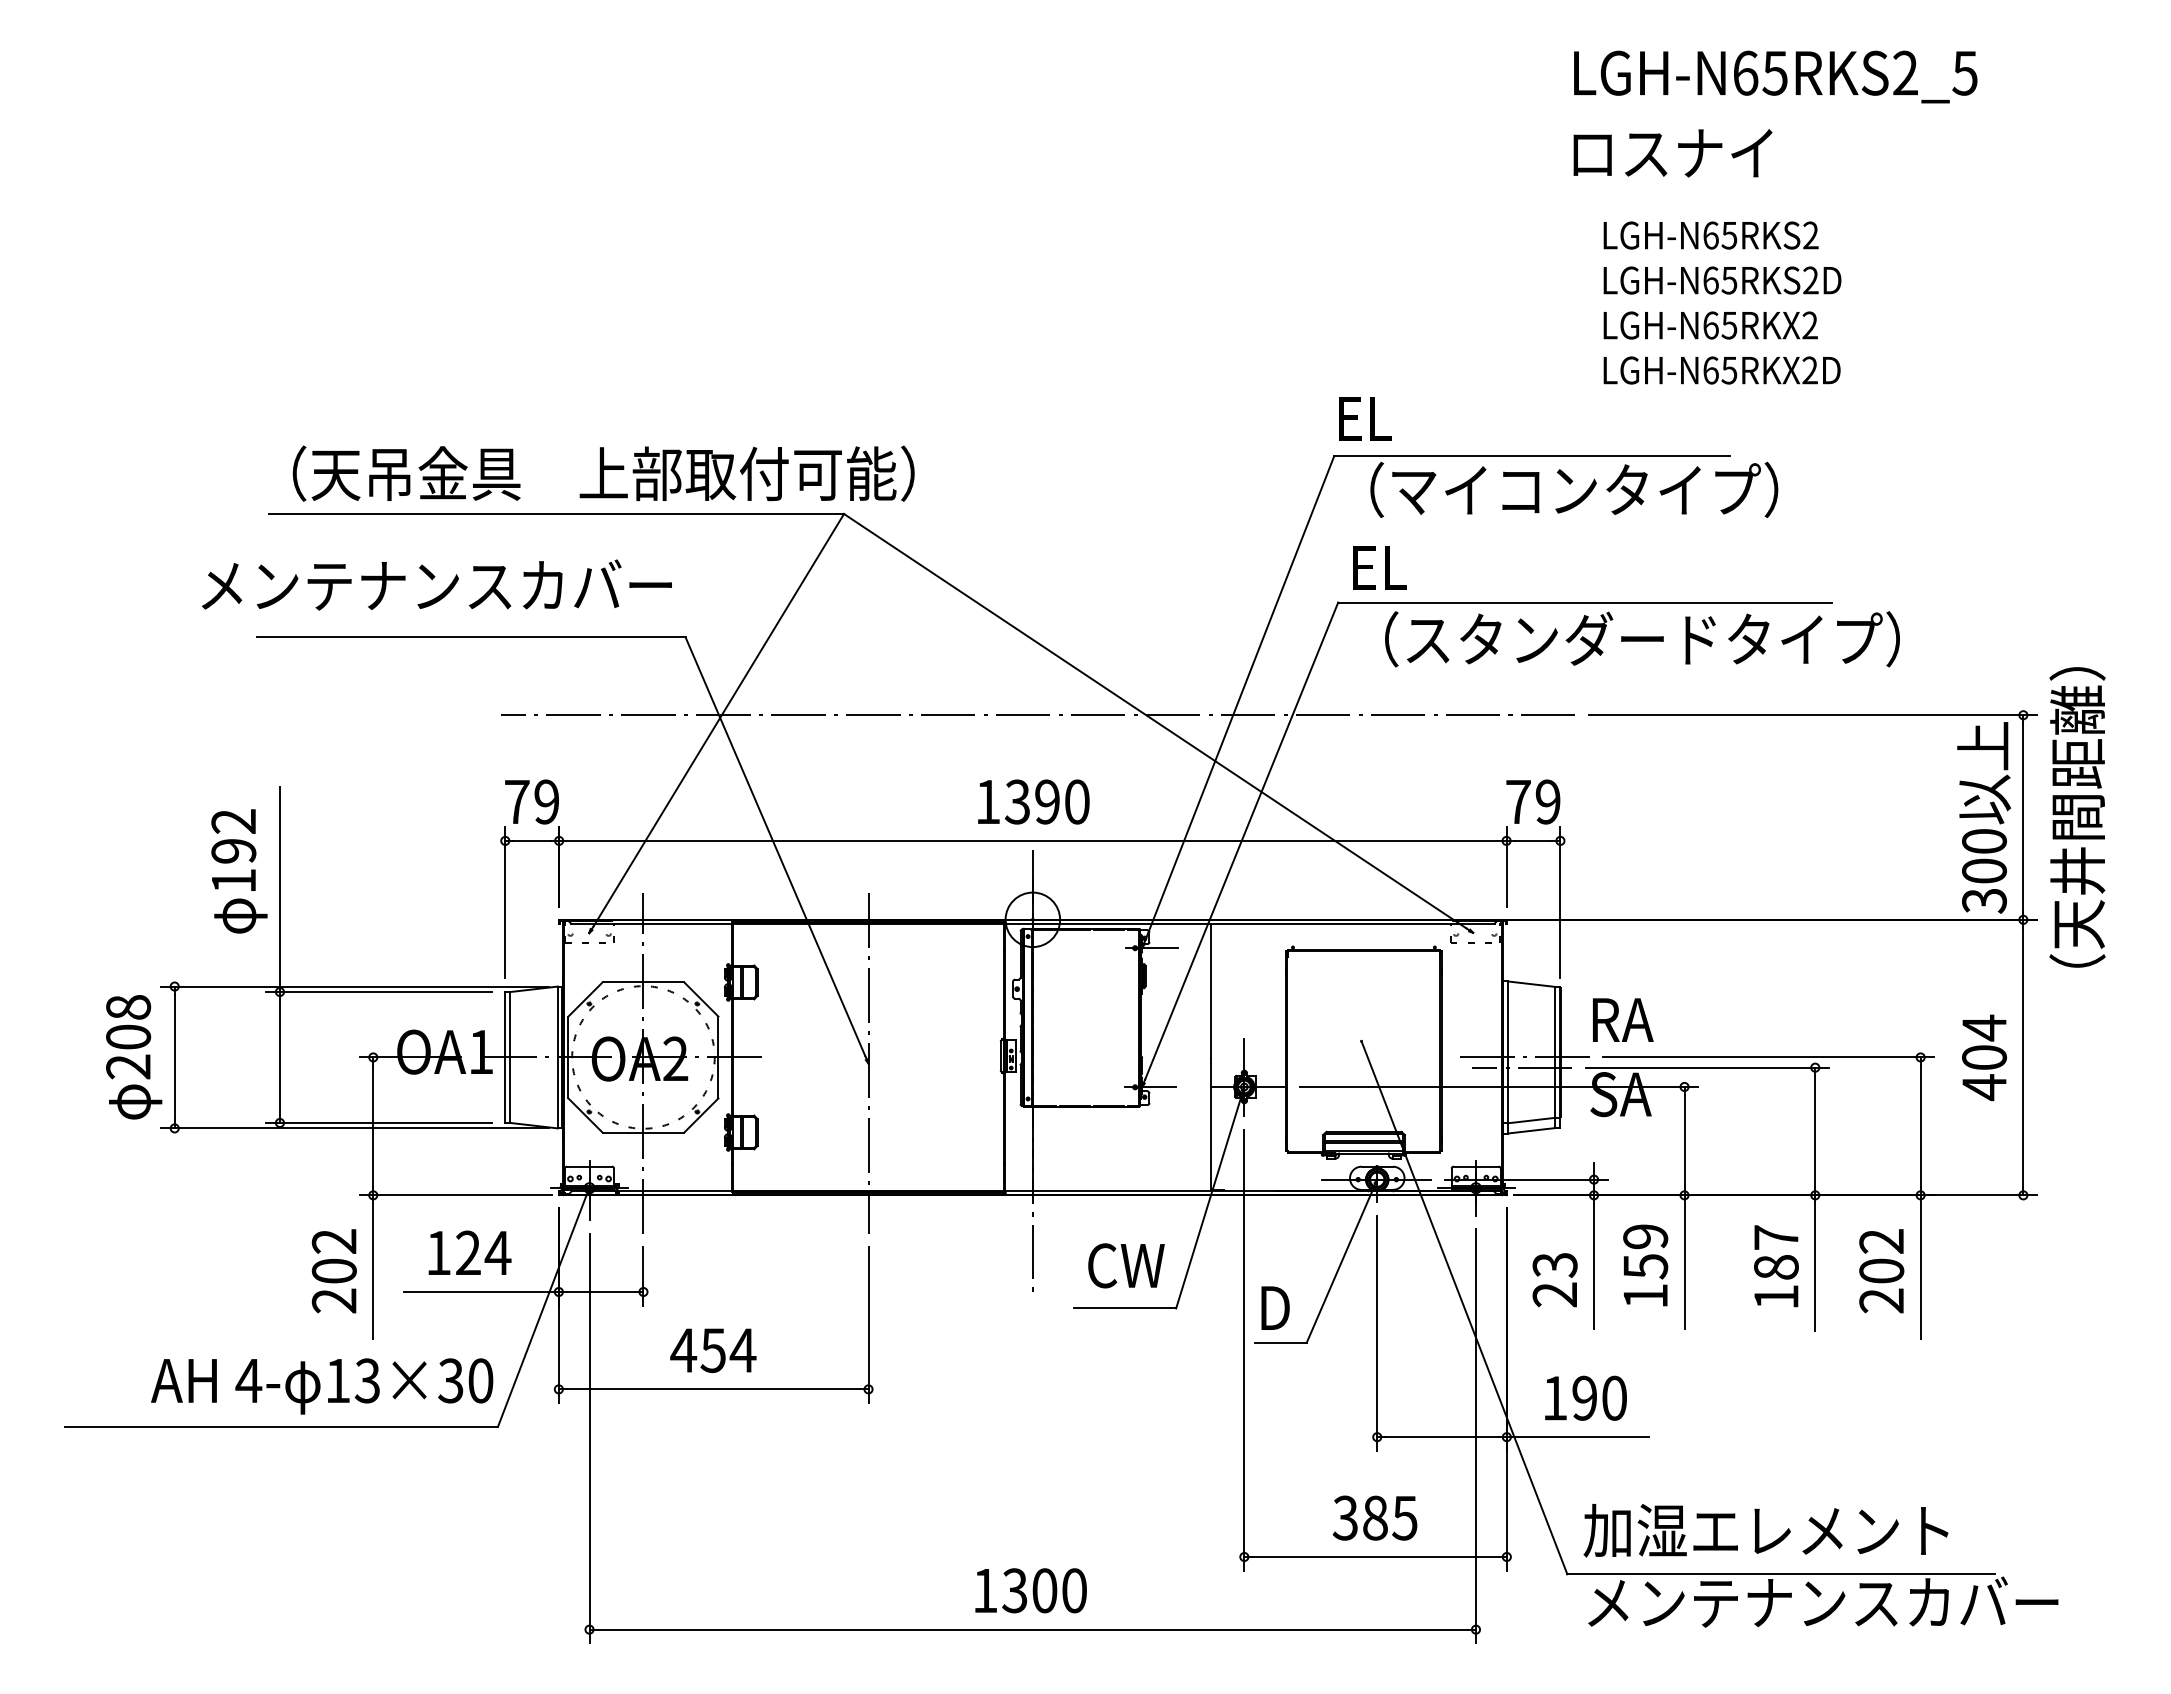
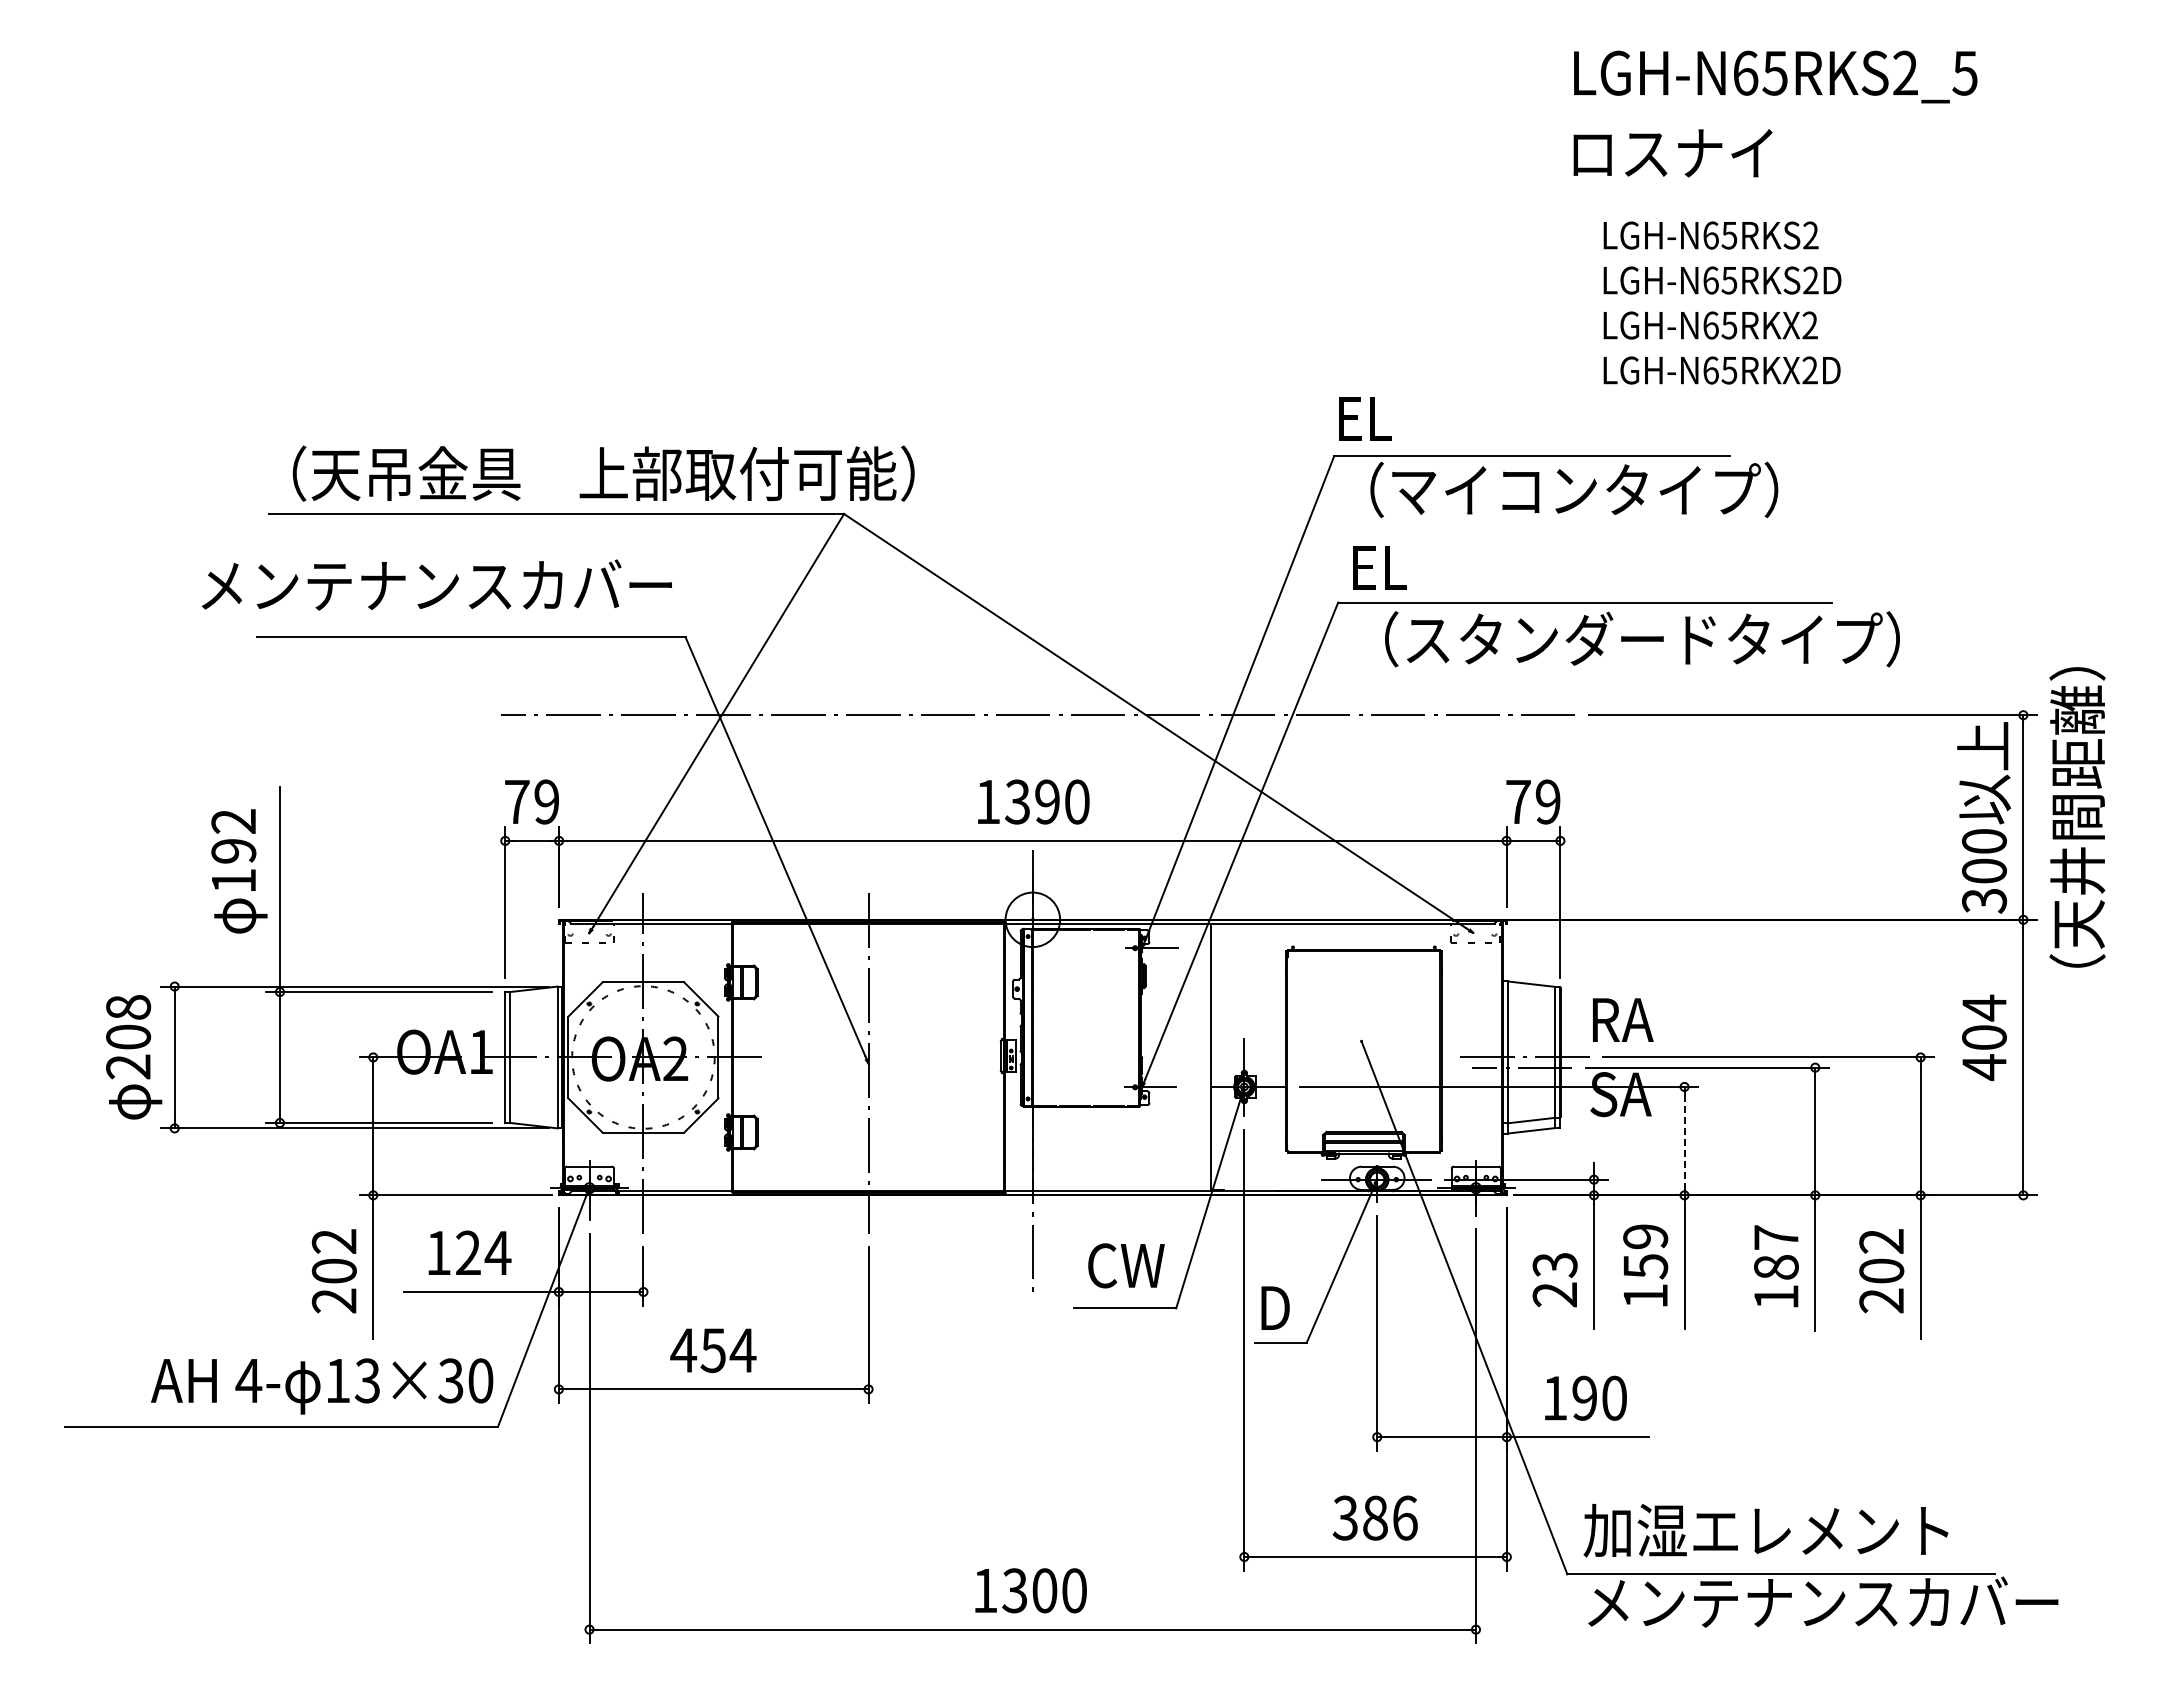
text position: (1984, 1057) -> (1984, 1037) (1984, 1037)
line: solid -> dashed (1684, 1141)
text: 385 -> 386 (1404, 1517)
